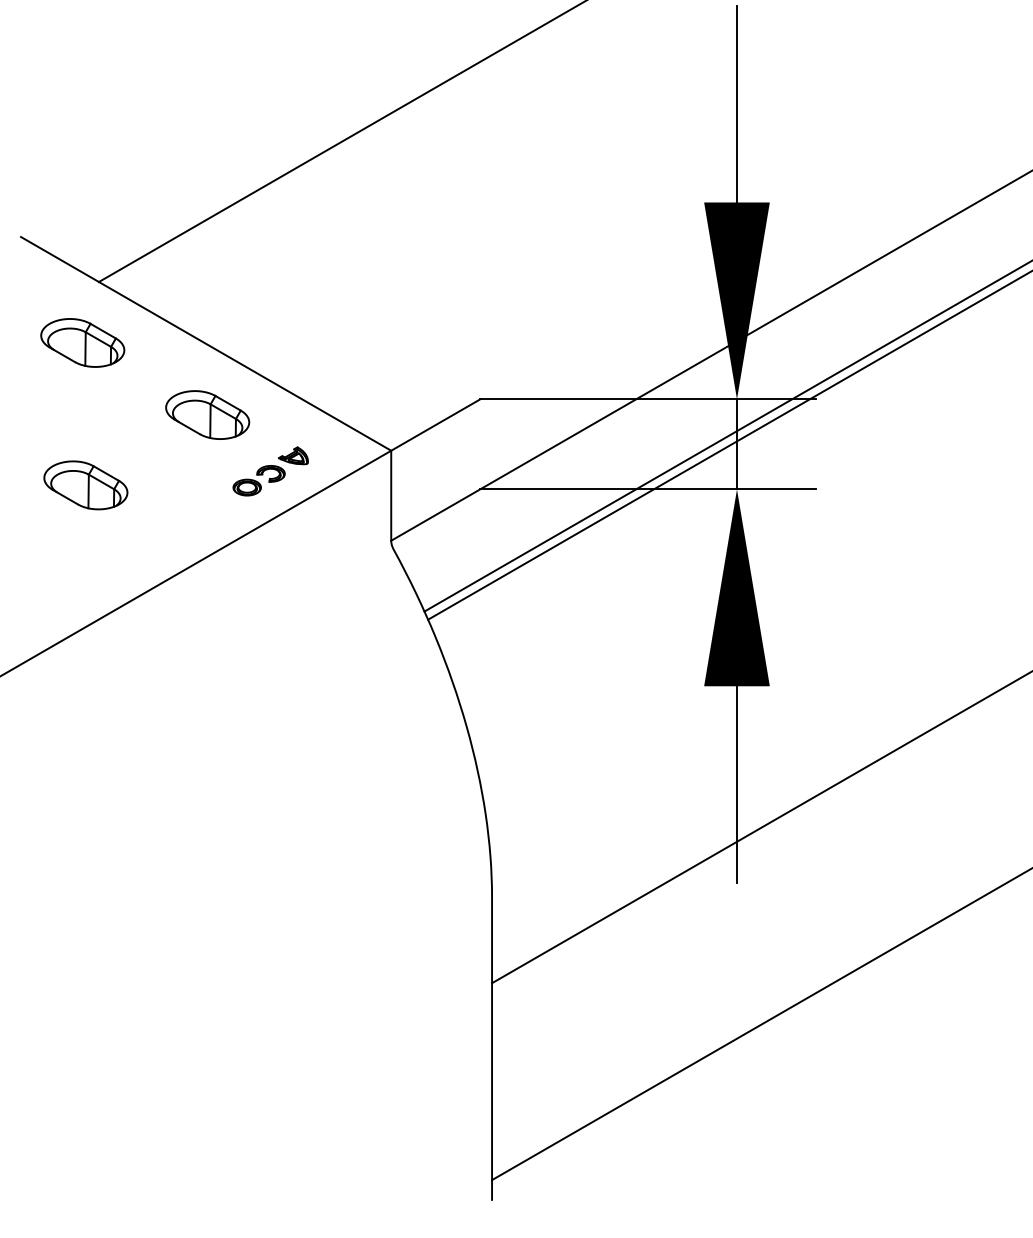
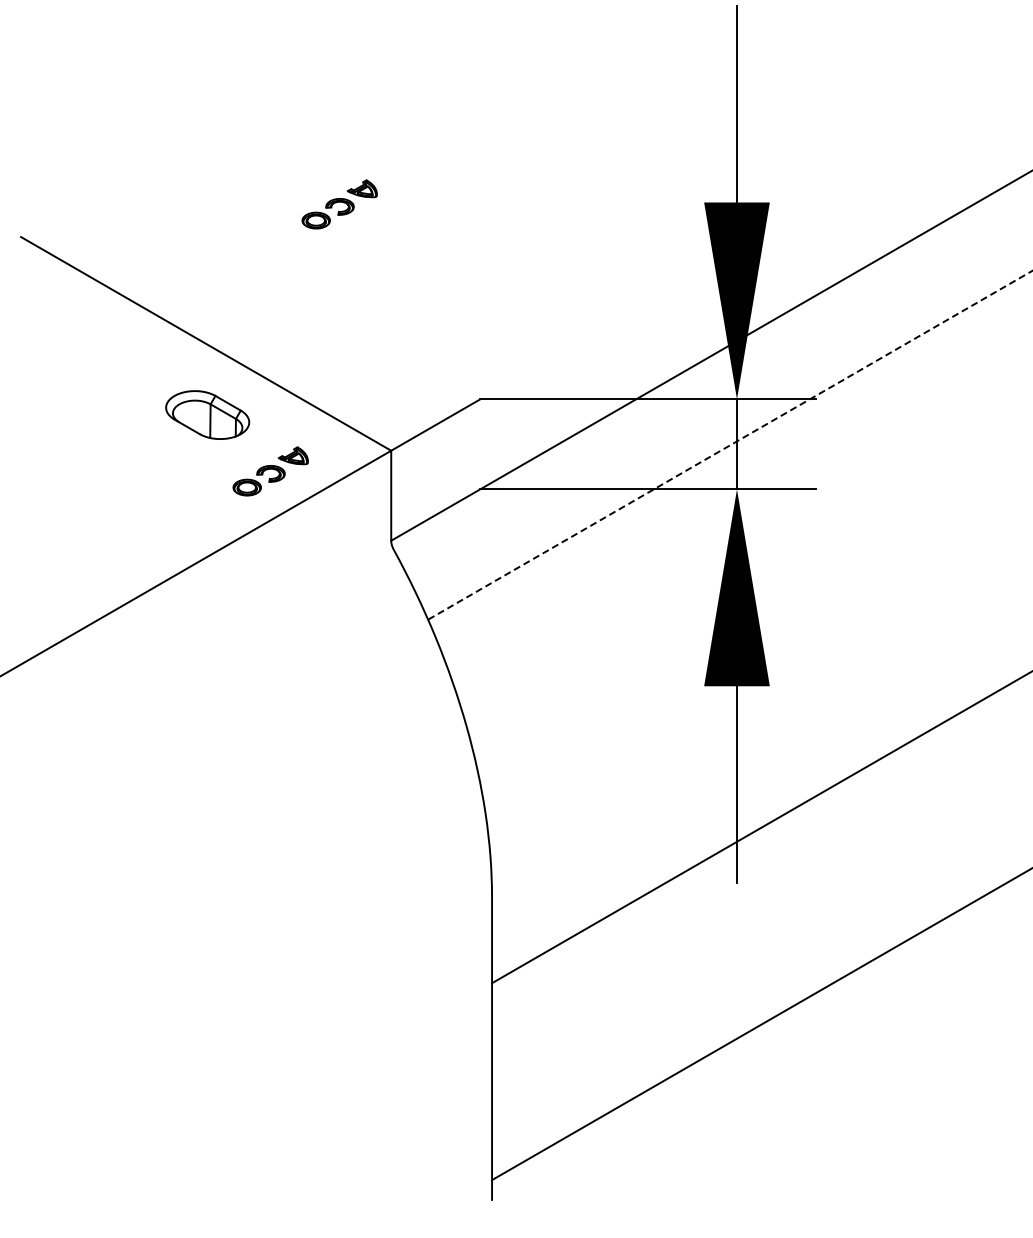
line: present -> none (340, 142)
part: none -> present (339, 204)
part: present -> none (82, 342)
line: present -> none (726, 436)
line: solid -> dashed (730, 445)
part: present -> none (85, 485)
